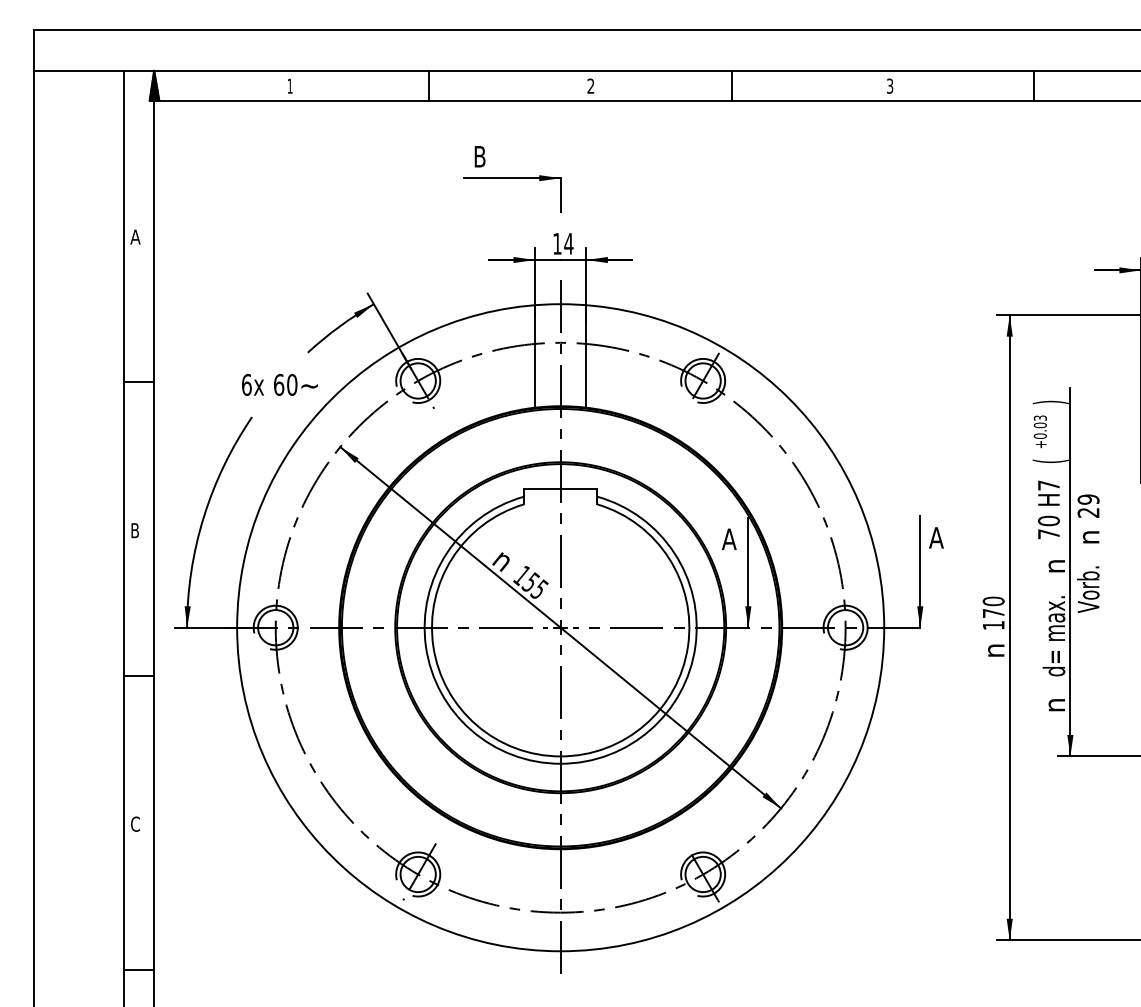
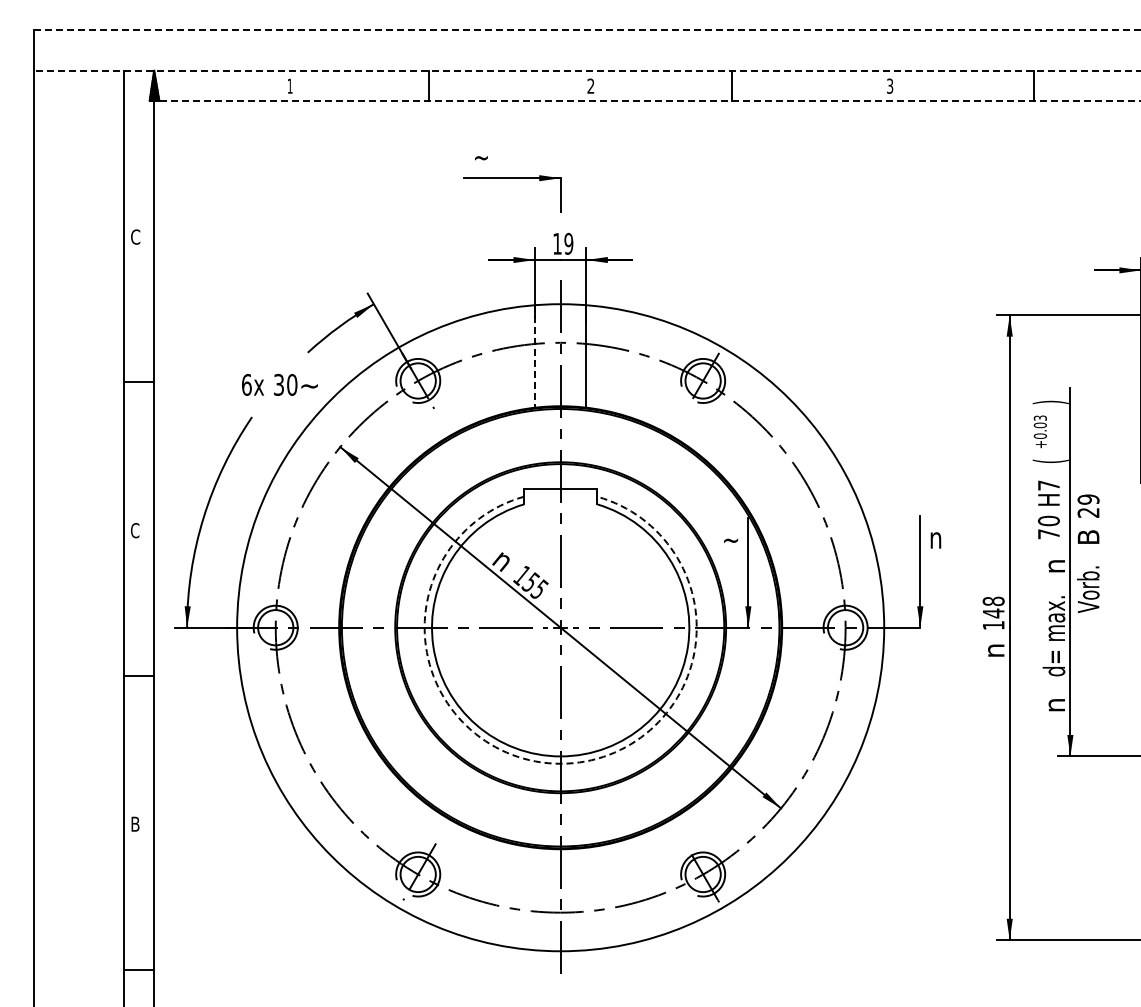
line: solid -> dashed (587, 30)
line: solid -> dashed (587, 70)
line: solid -> dashed (646, 100)
text: B -> ~ (480, 156)
text: A -> C (135, 236)
text: 14 -> 19 (568, 243)
line: solid -> dashed (534, 356)
text: 60 -> 30 (279, 384)
text: B -> C (135, 530)
text: n -> B (1088, 536)
text: A -> n (936, 537)
text: A -> ~ (729, 538)
text: 170 -> 148 (993, 607)
arc: solid -> dashed (560, 763)
text: C -> B (135, 823)
